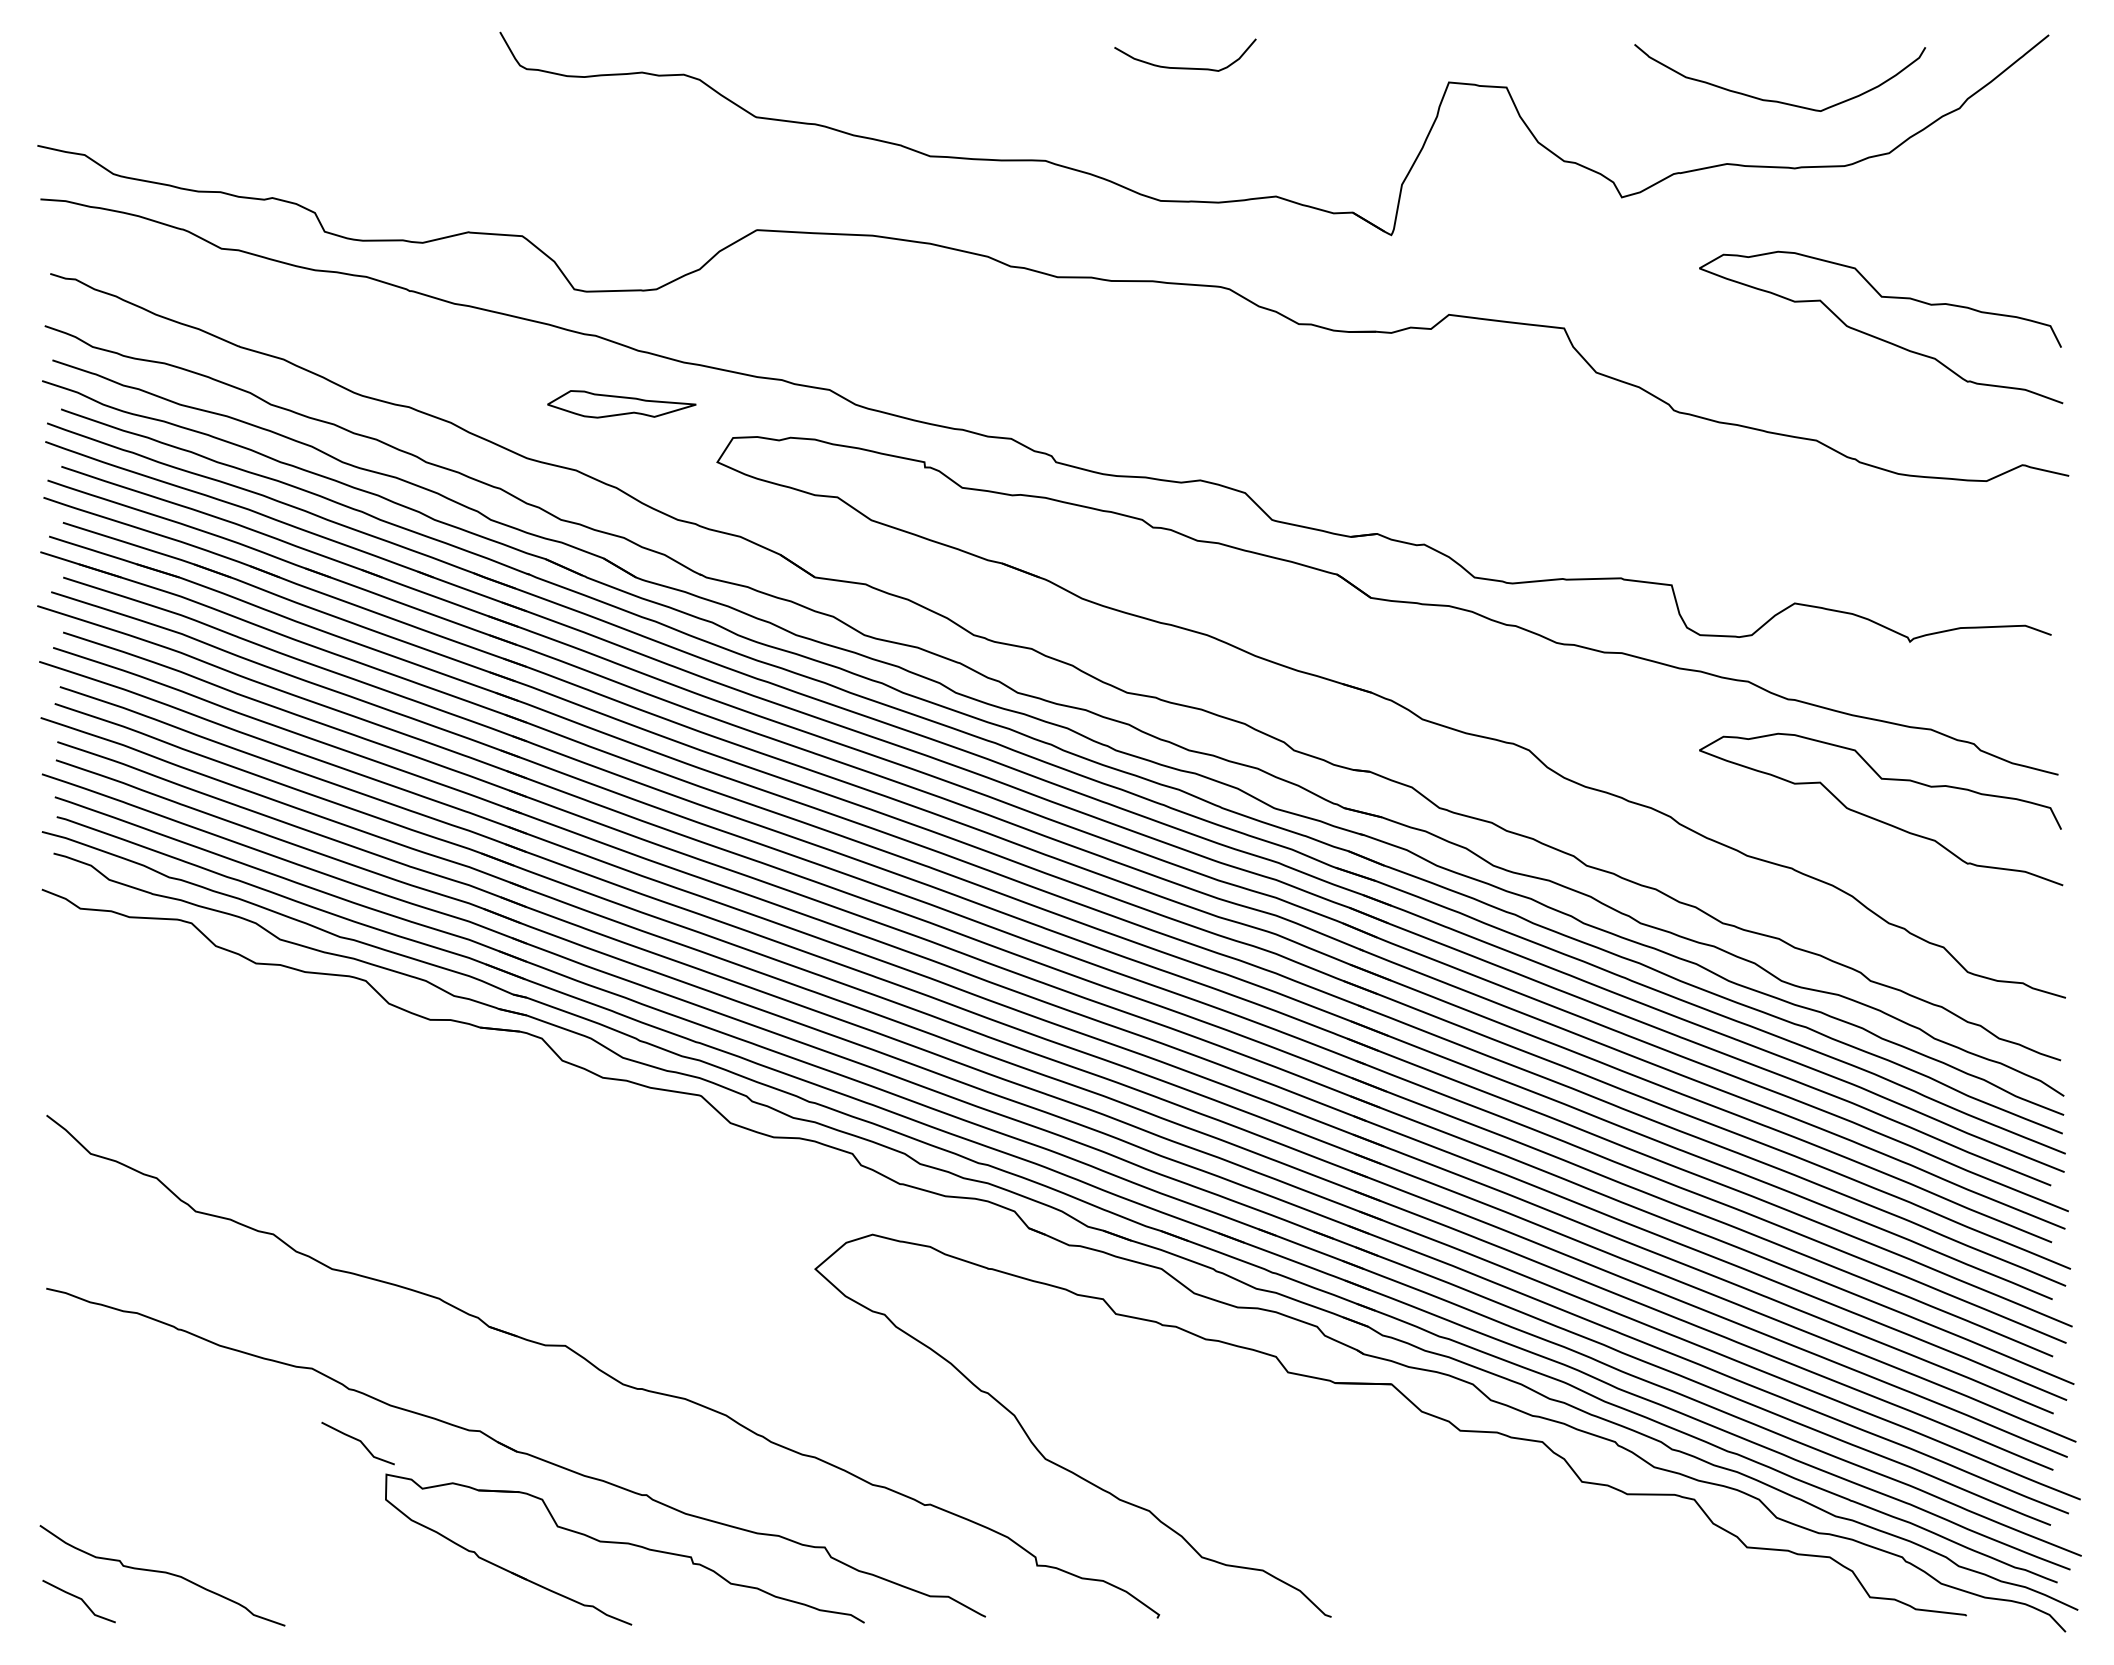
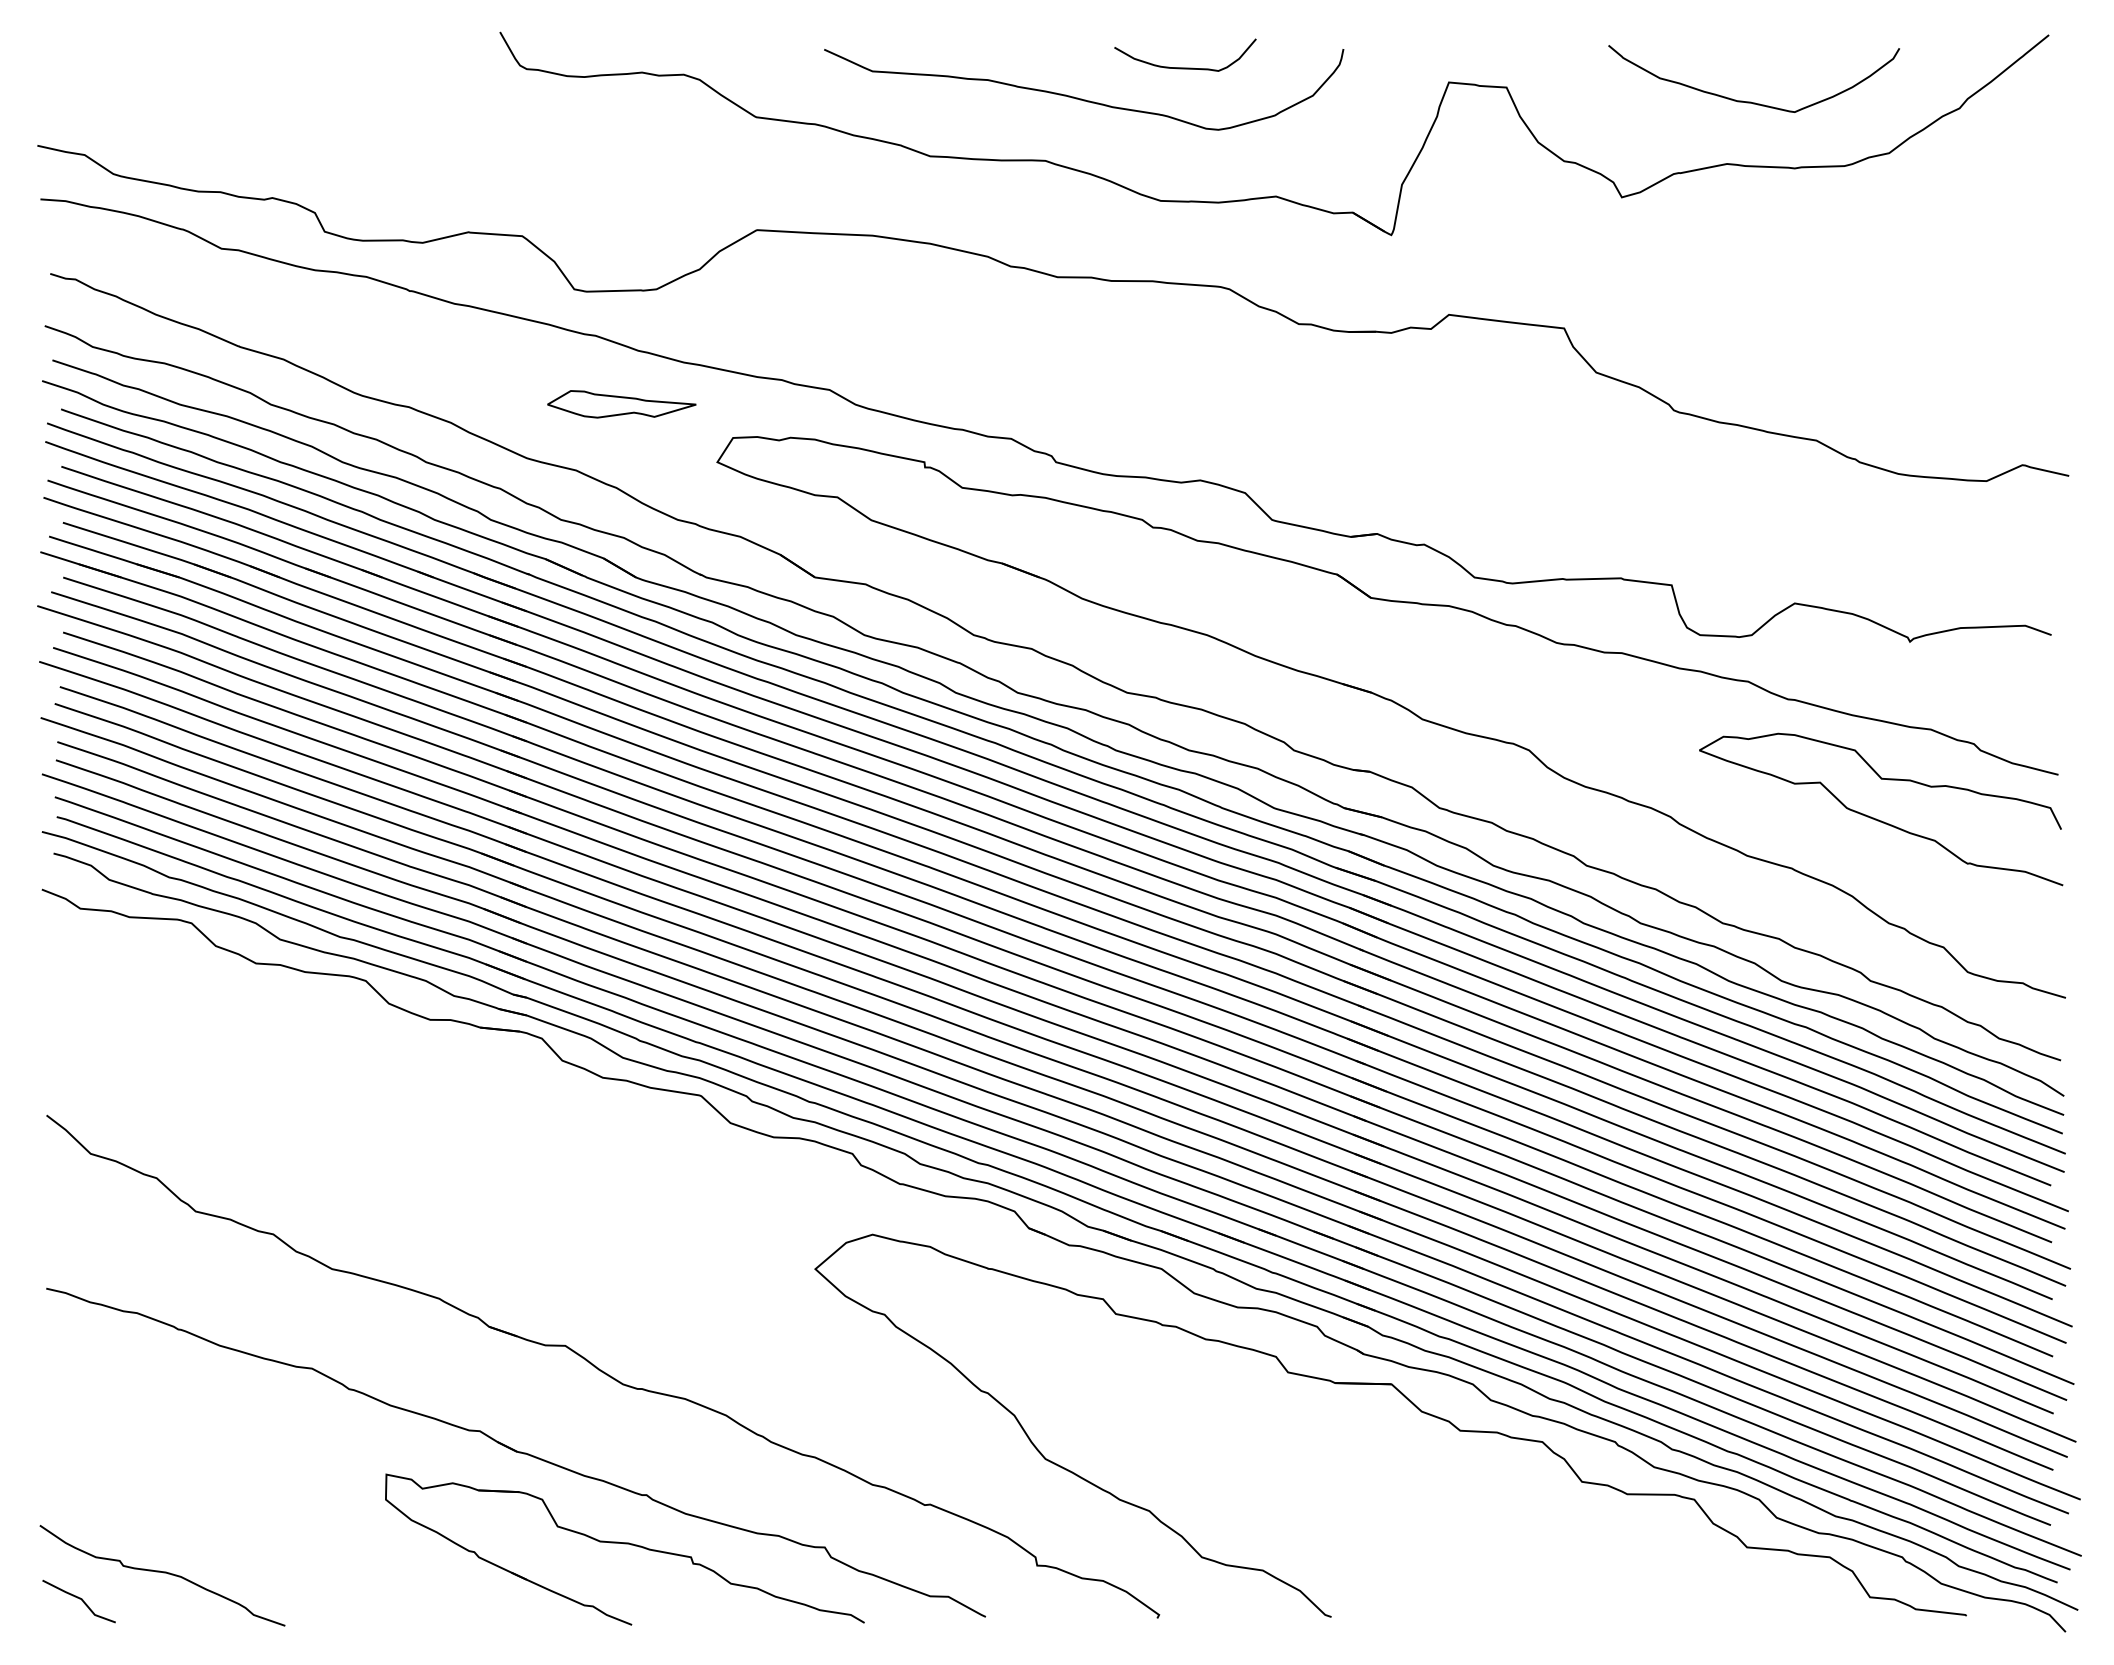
curve: none -> present (1081, 98)
curve position: (1777, 100) -> (1751, 101) (1751, 101)
curve: present -> none (1876, 336)
line: present -> none (358, 1441)
